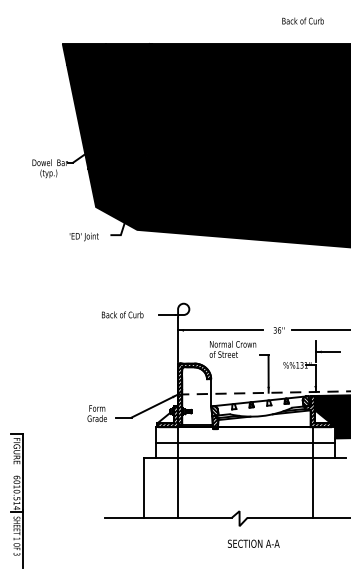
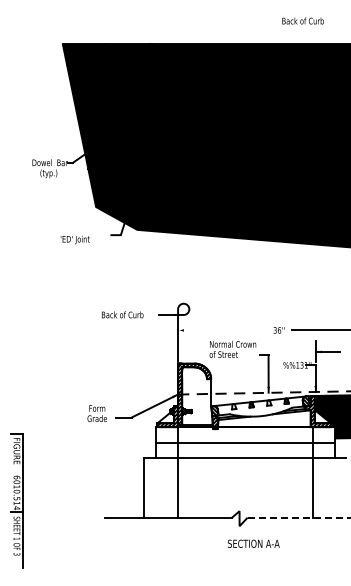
text position: (83, 236) -> (74, 239) (74, 239)
line: present -> none (220, 330)
line: solid -> dashed (299, 517)
